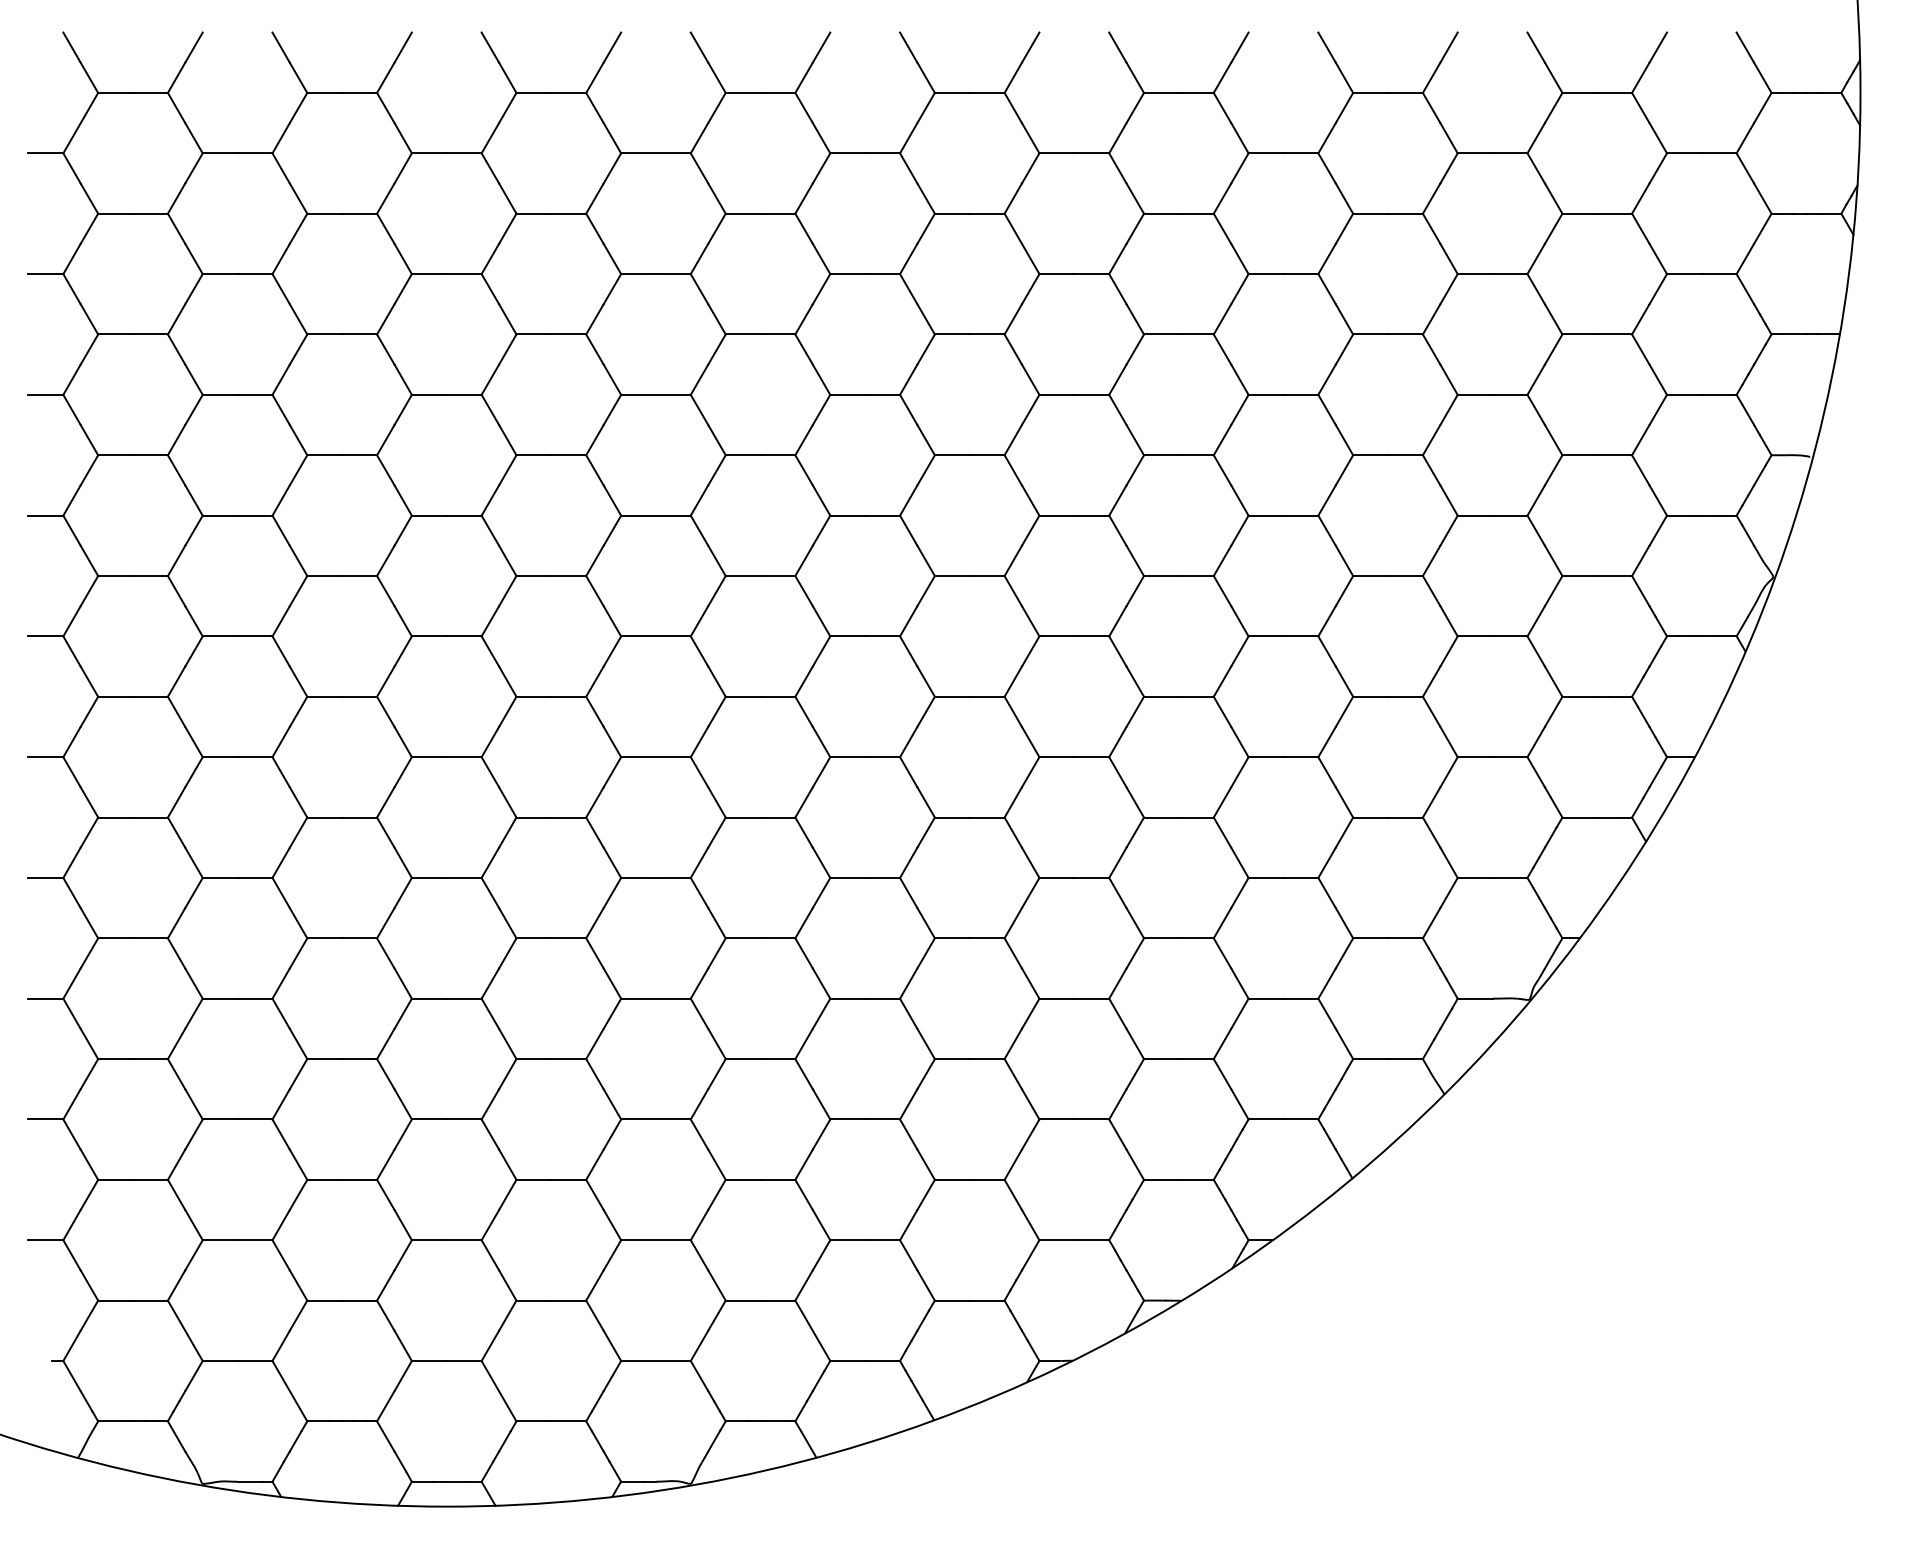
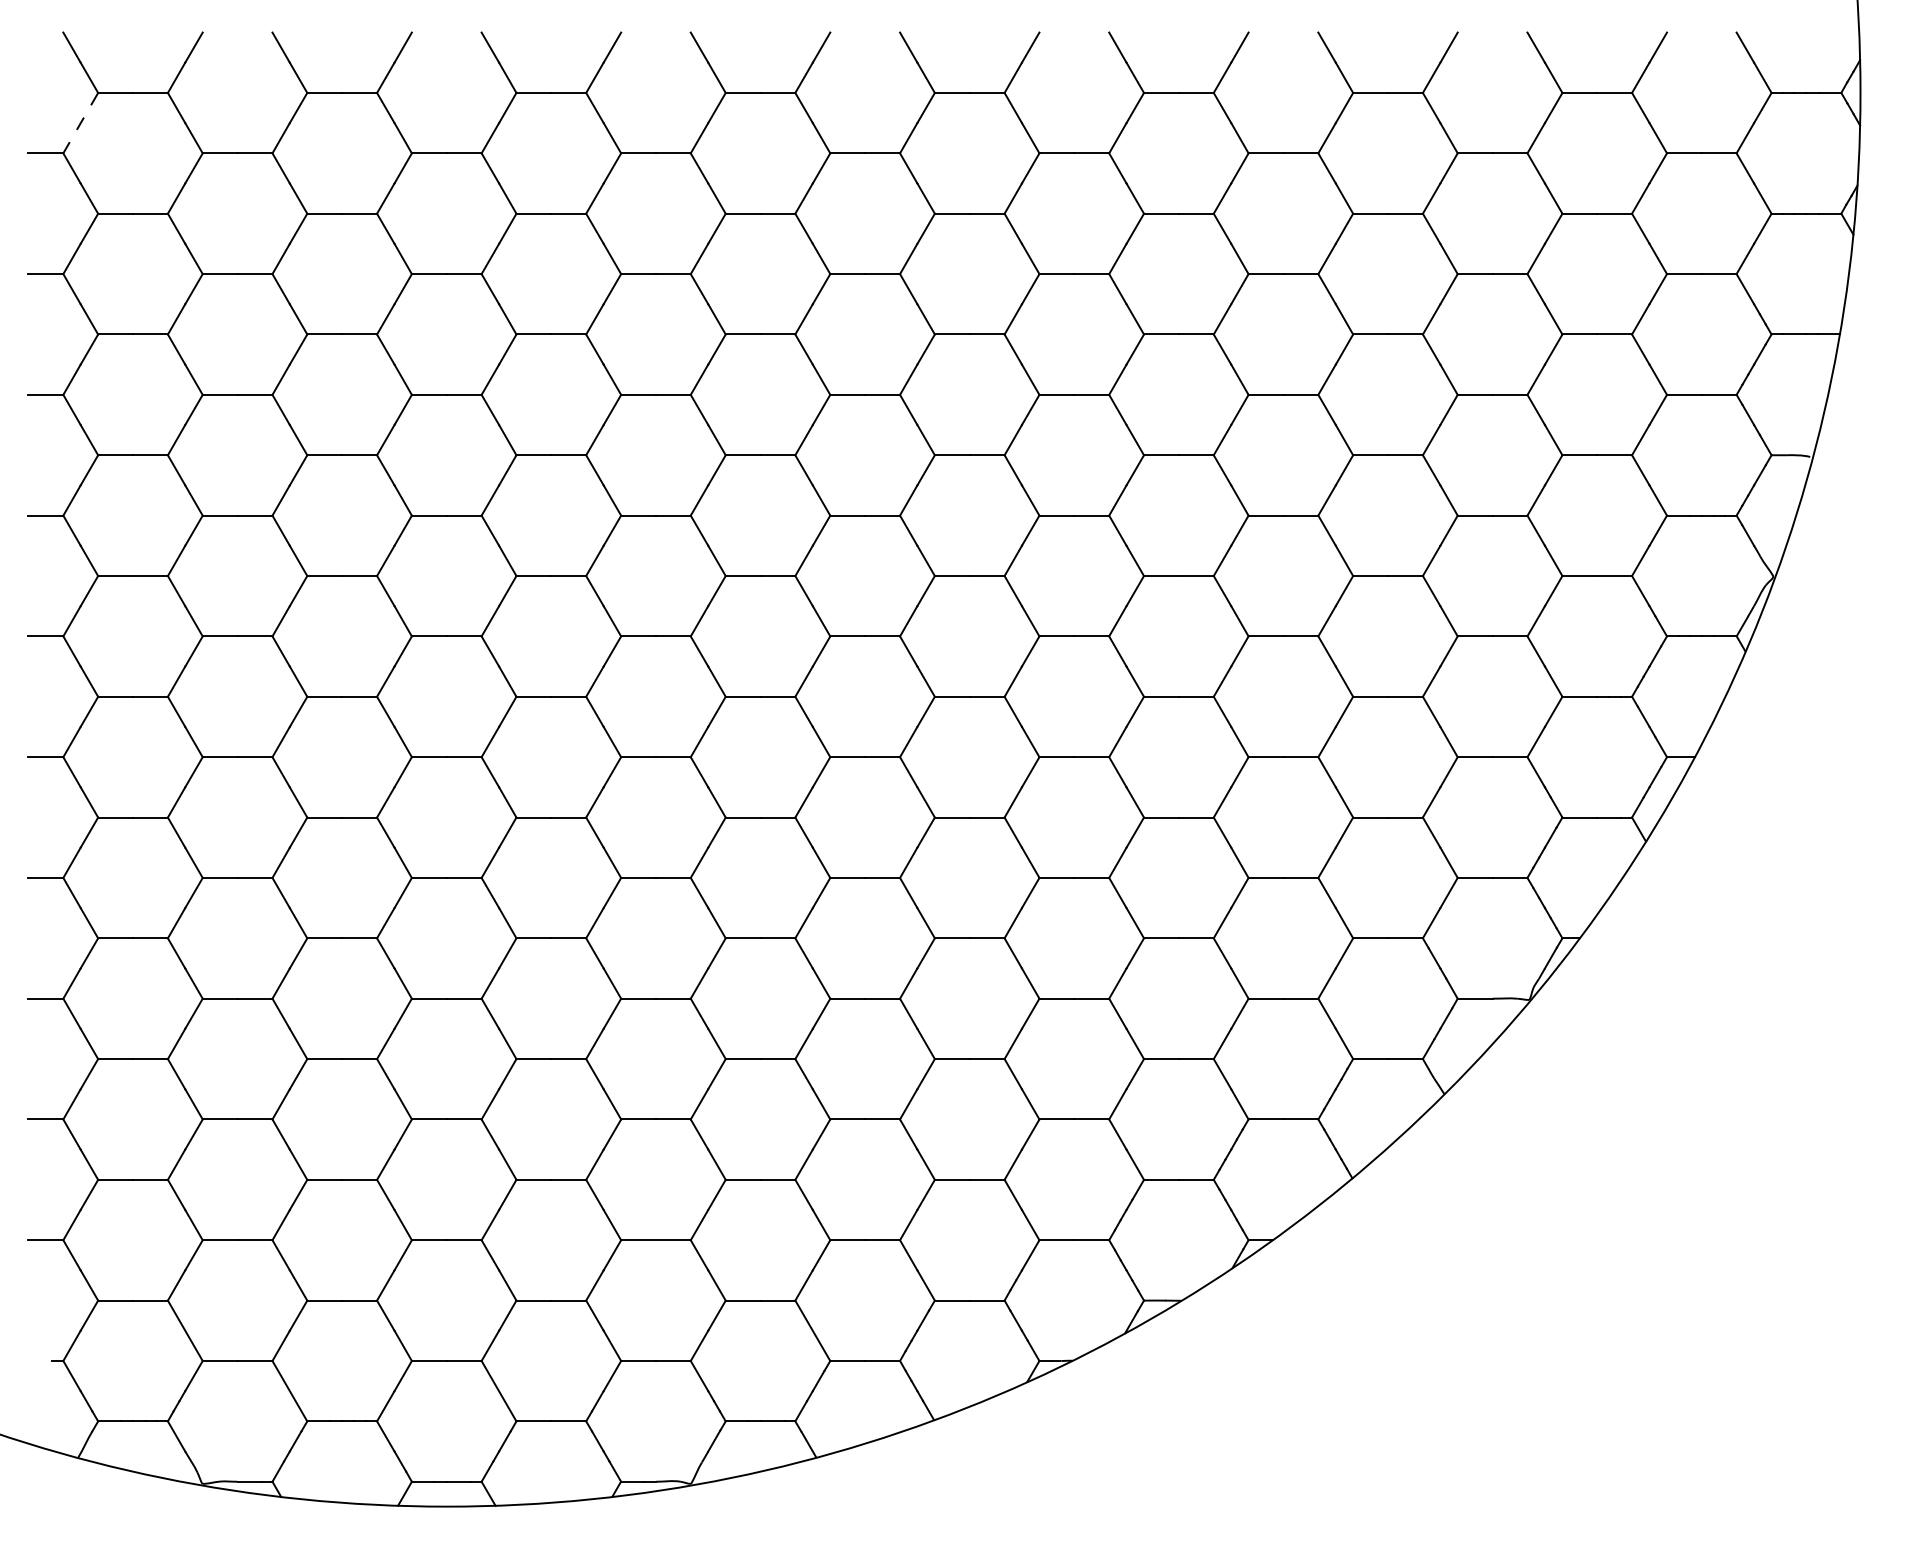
line: solid -> dashed (80, 123)
